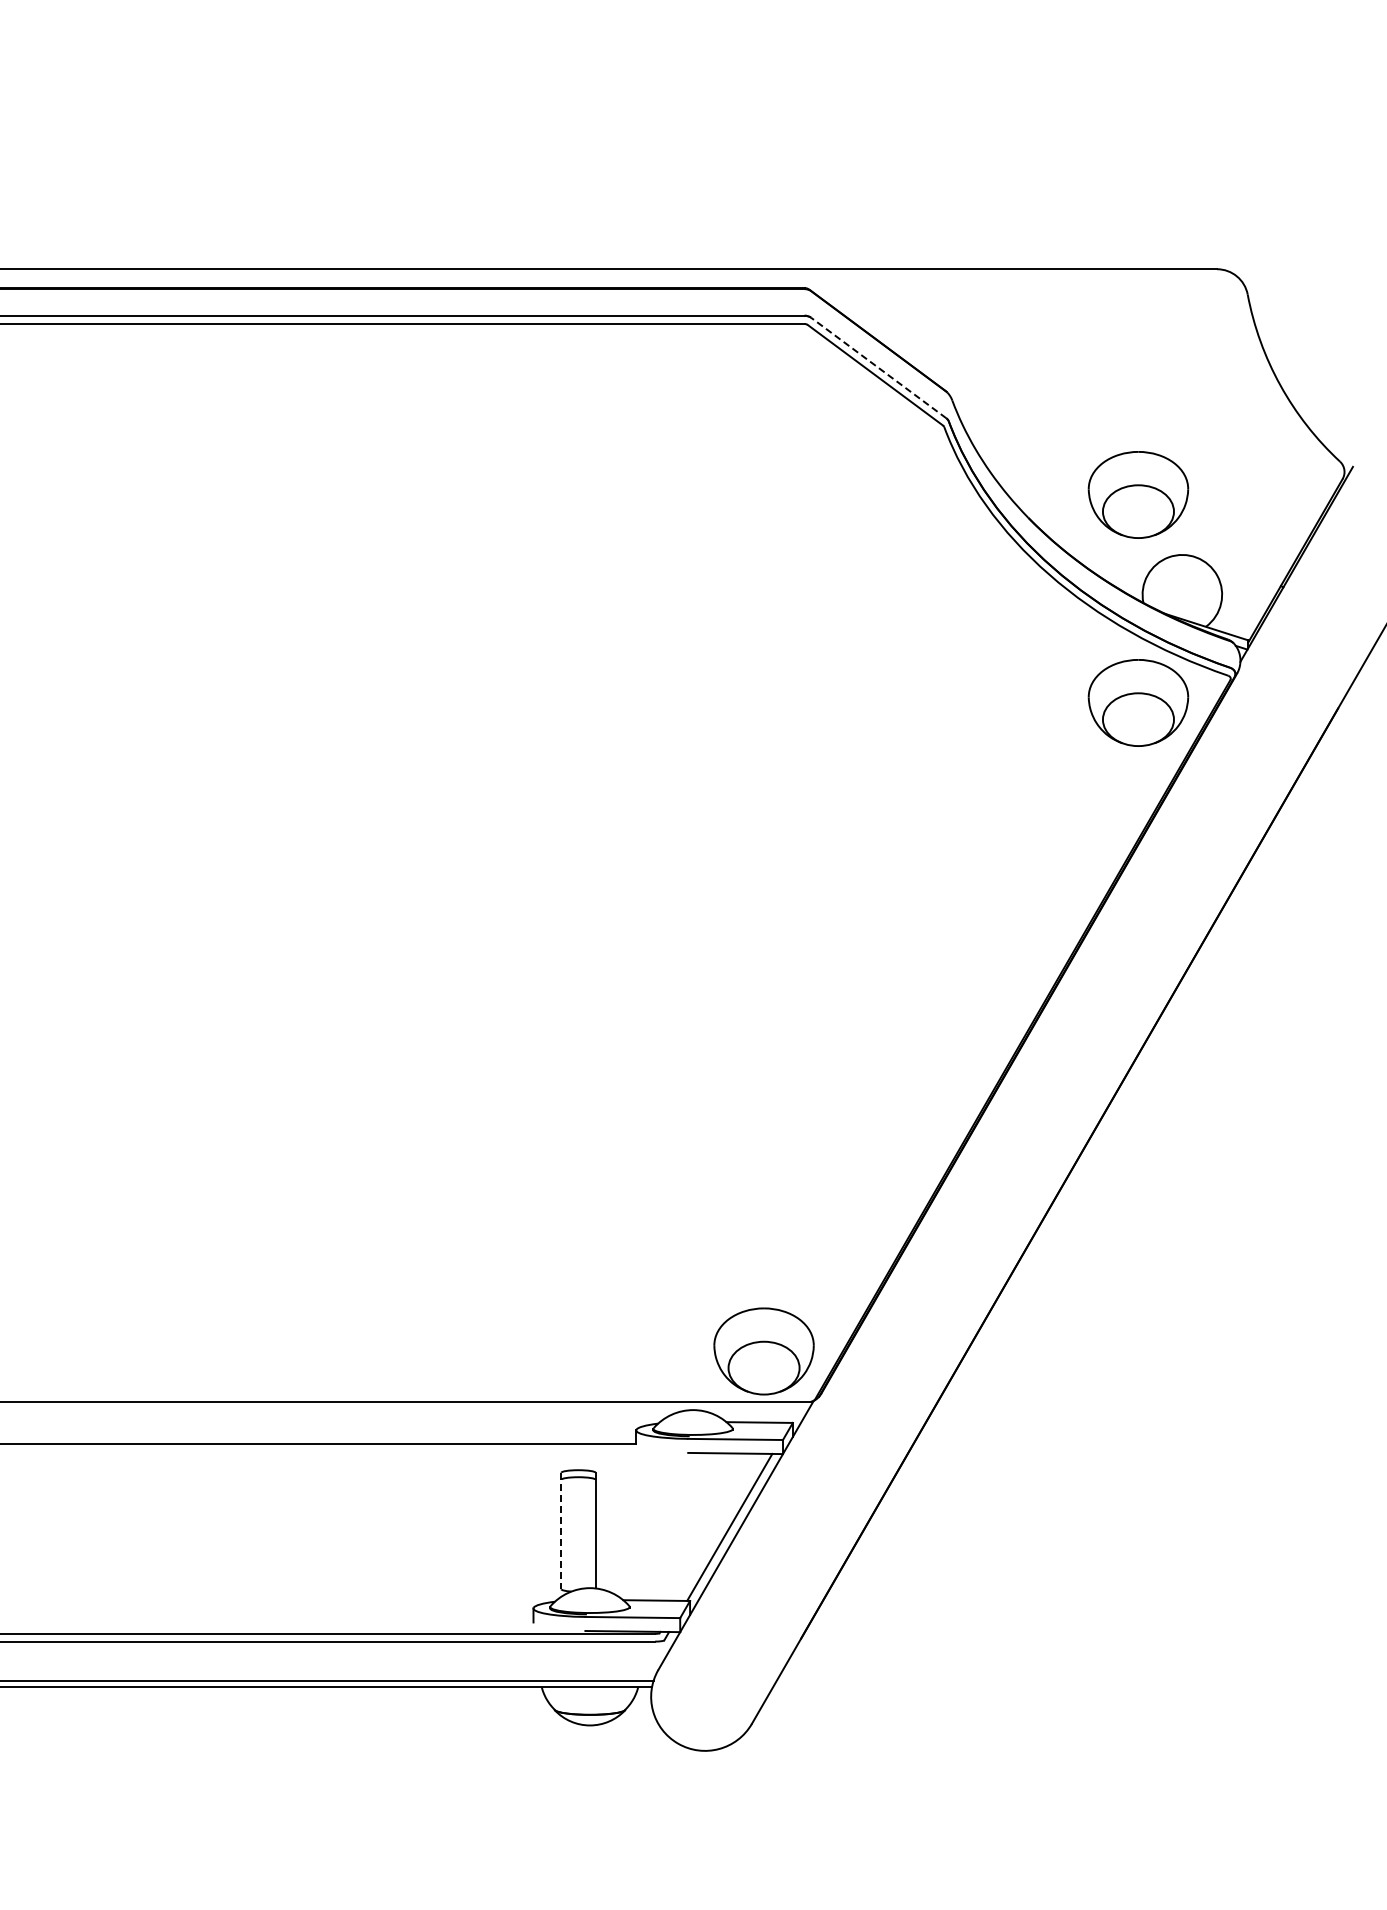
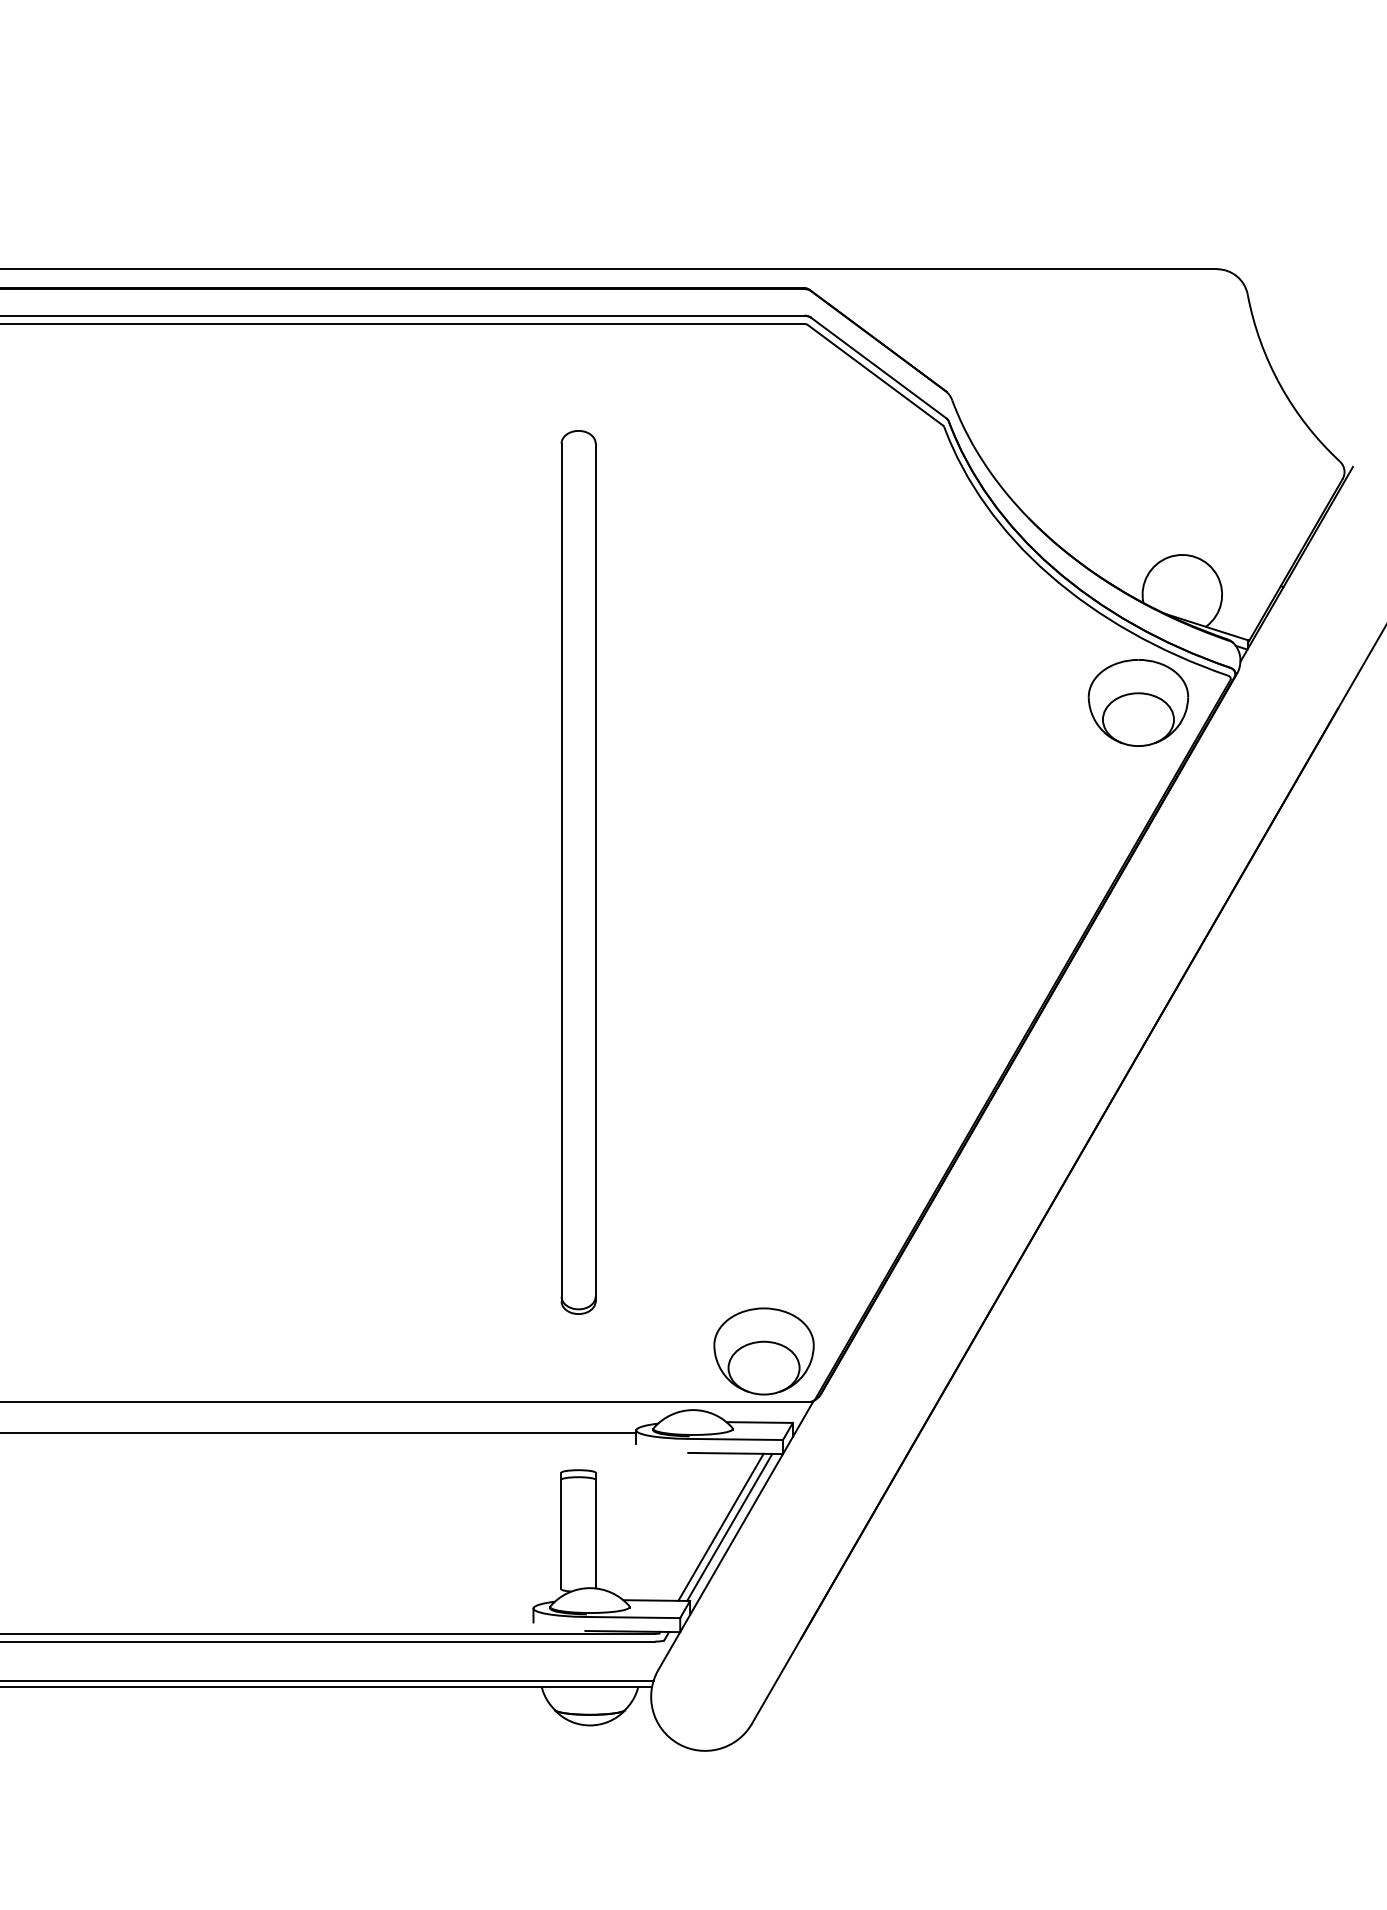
line: dashed -> solid (878, 367)
part: present -> none (1138, 494)
part: none -> present (578, 872)
line position: (319, 1444) -> (319, 1433) (319, 1433)
line: none -> present (720, 1526)
line: dashed -> solid (561, 1531)
